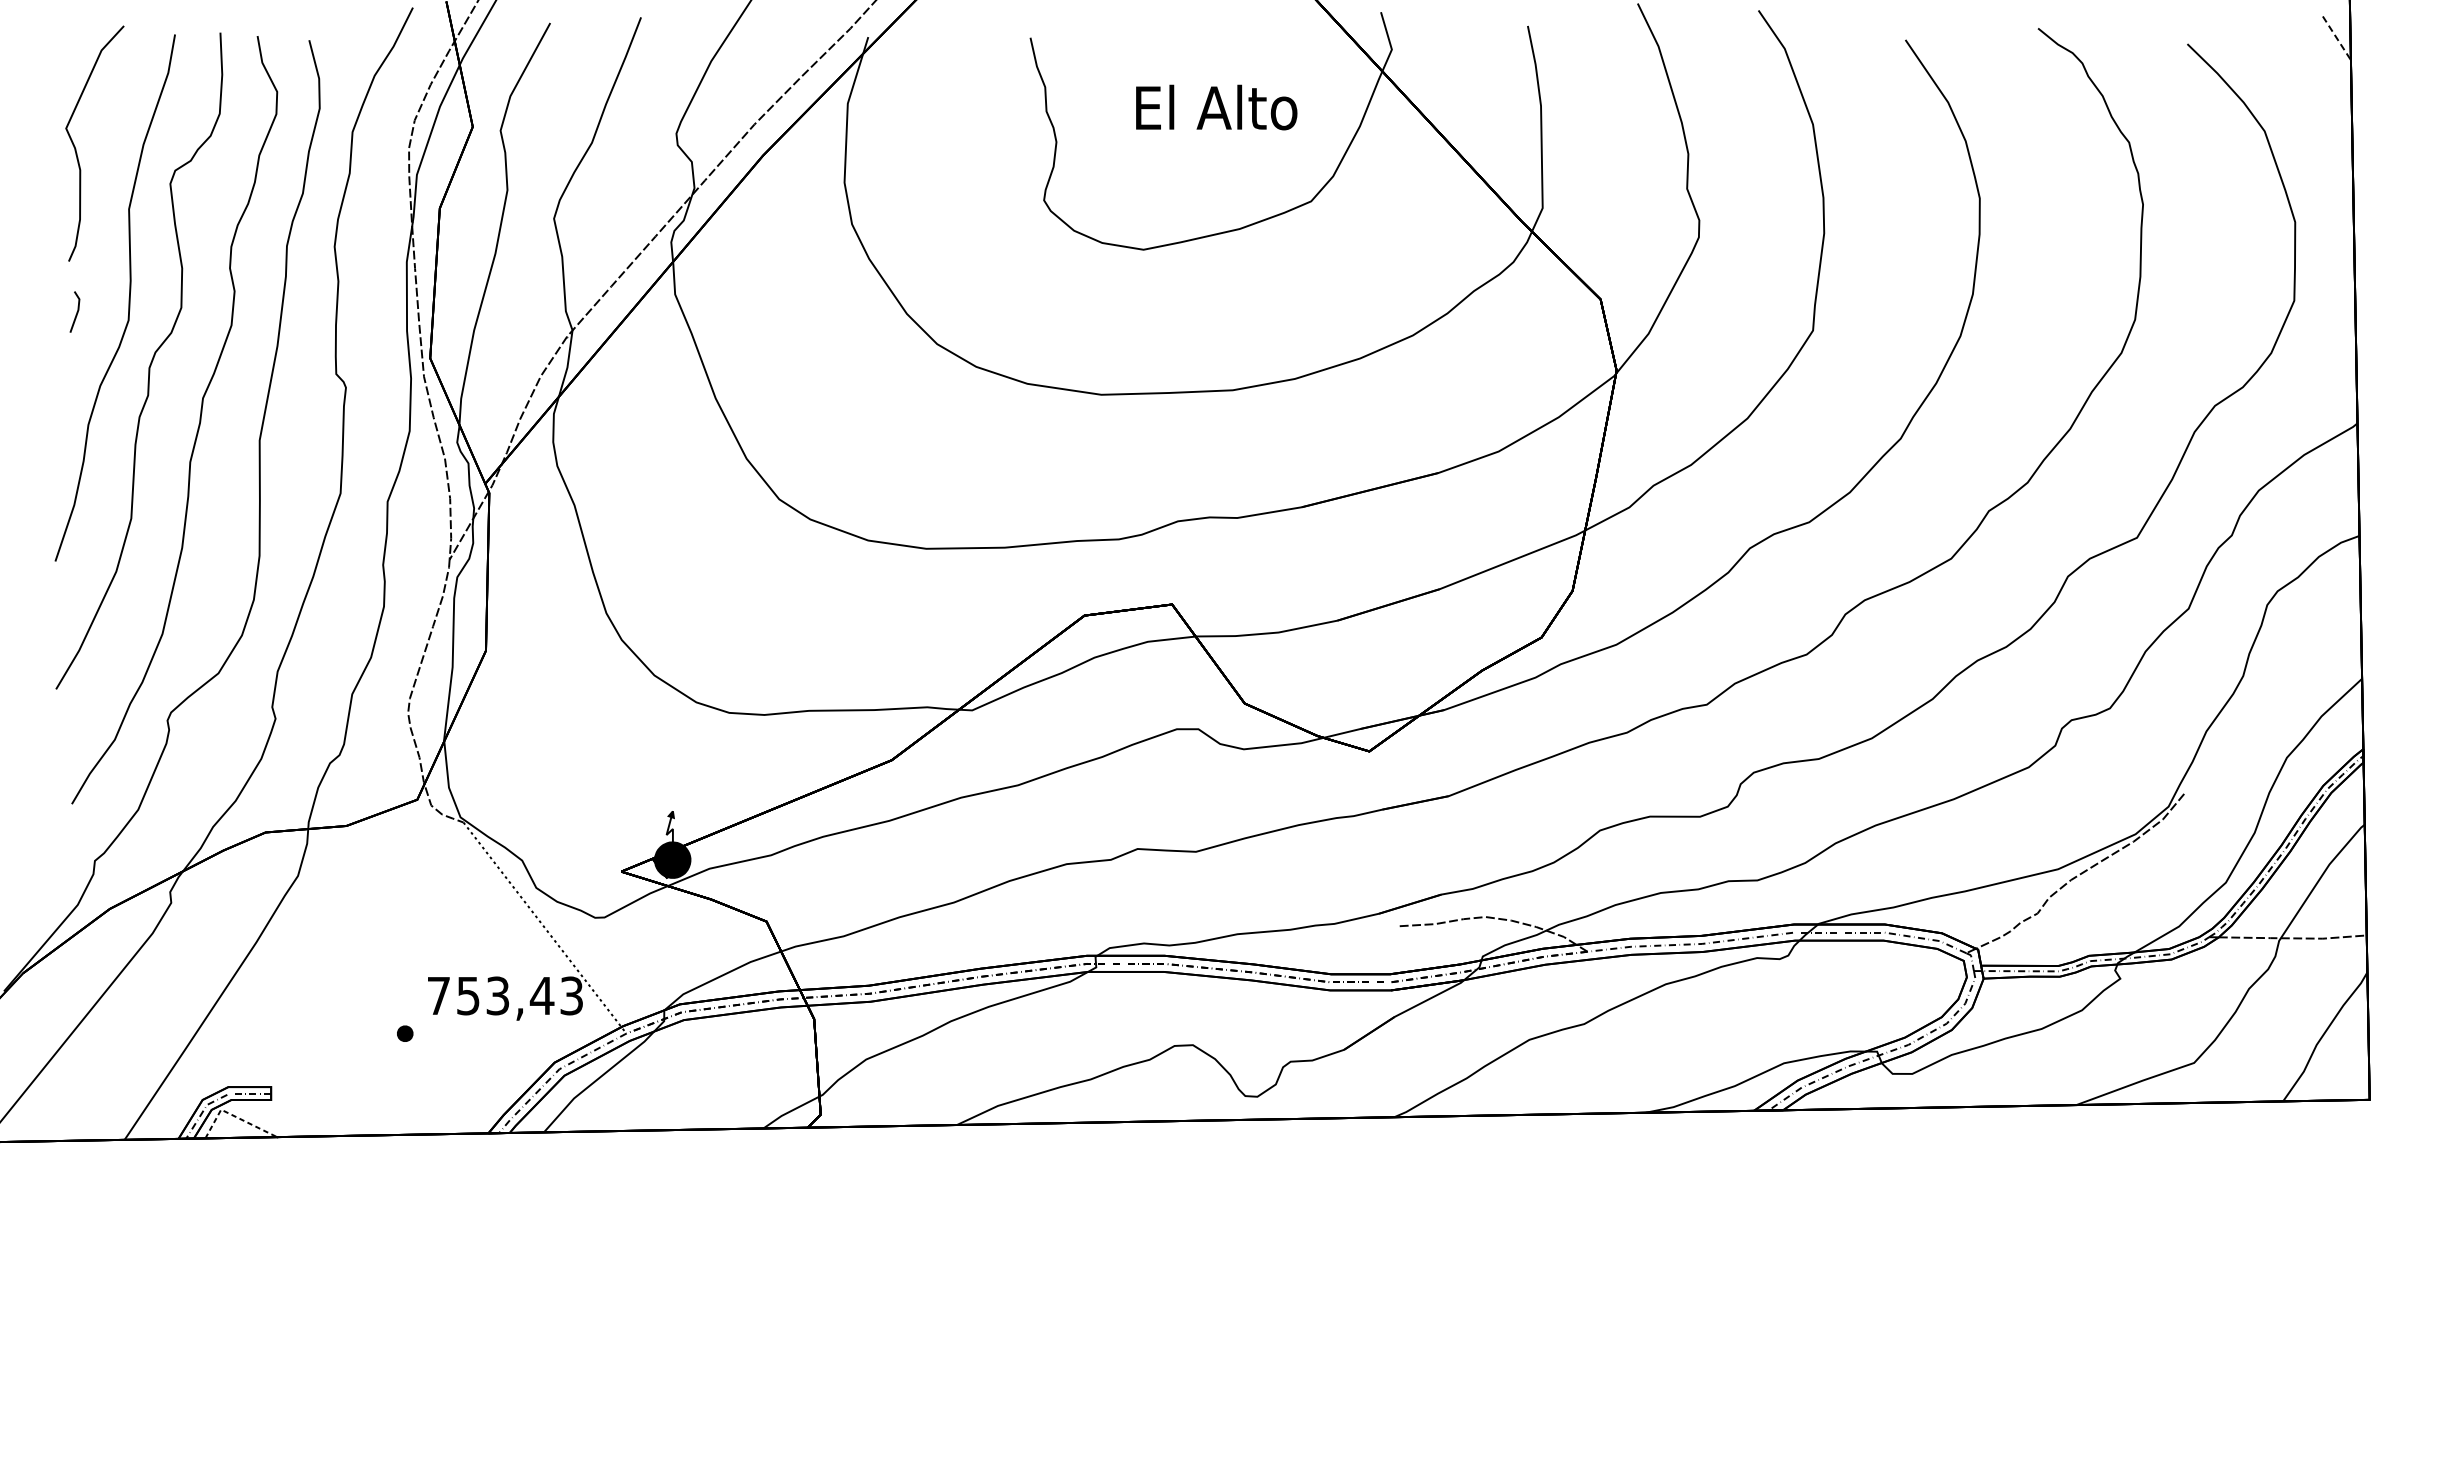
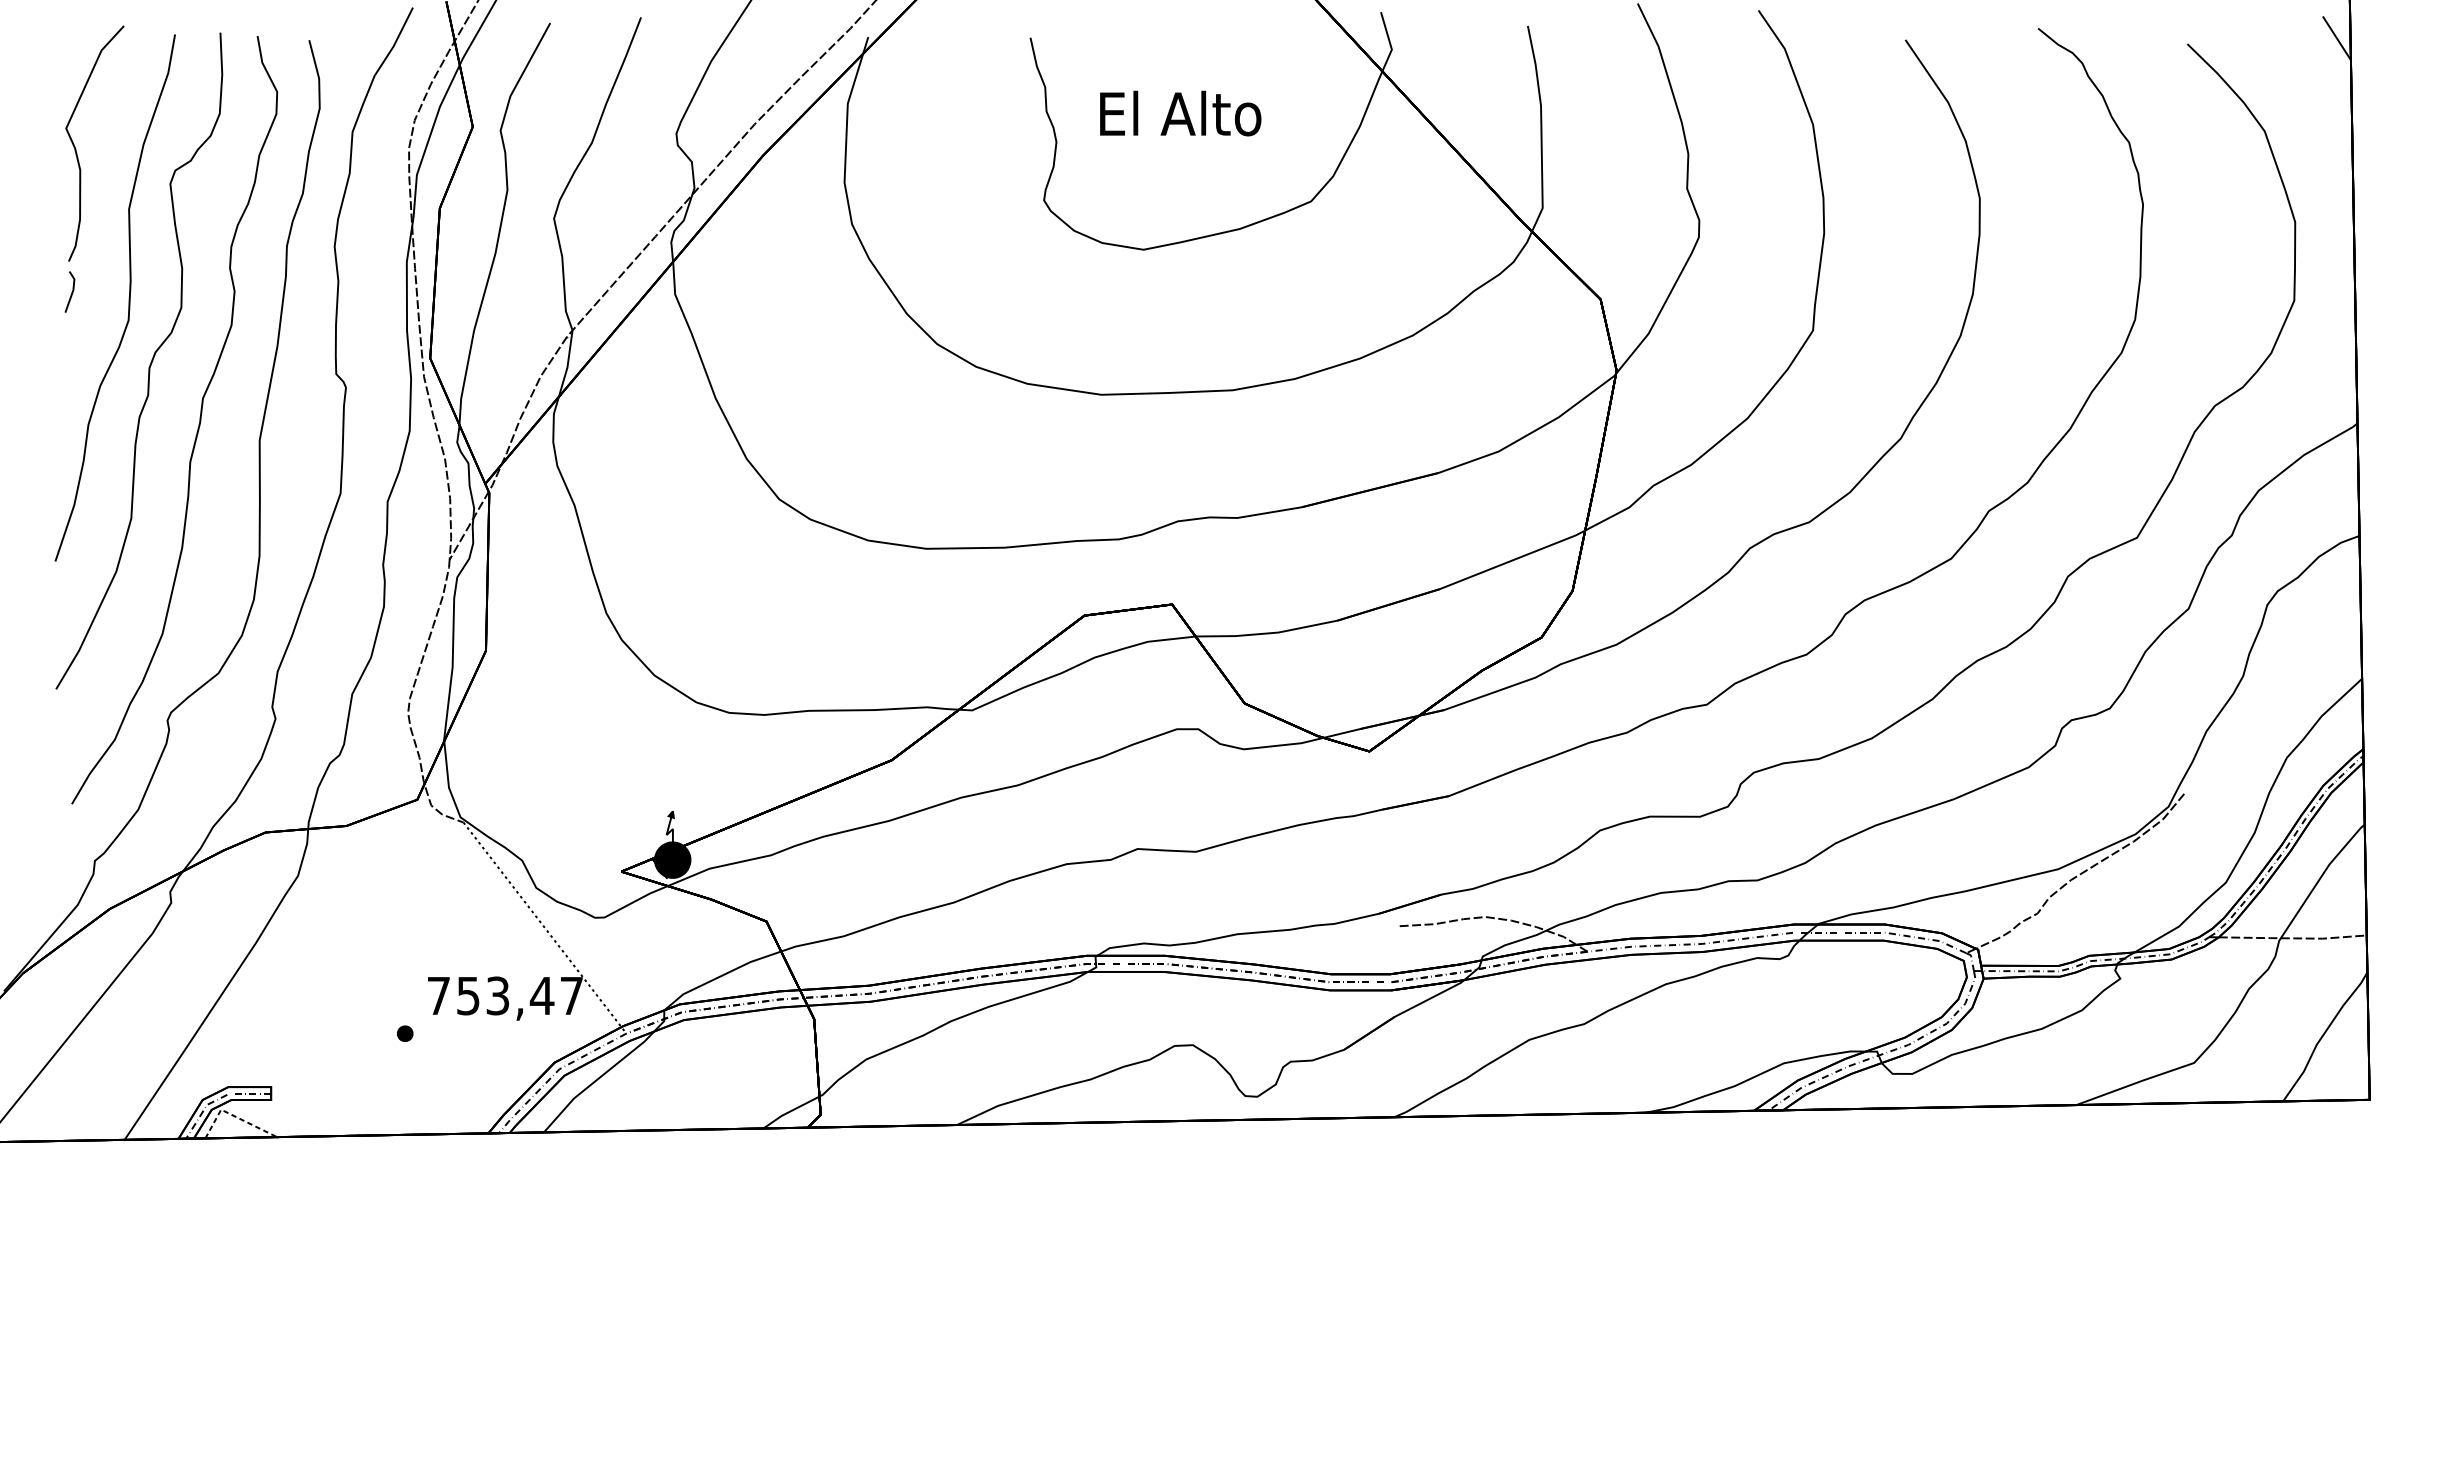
line: dashed -> solid (2336, 38)
text position: (1216, 107) -> (1180, 113) (1180, 113)
line position: (76, 312) -> (71, 292) (71, 292)
text: 753,43 -> 753,47 (571, 995)
